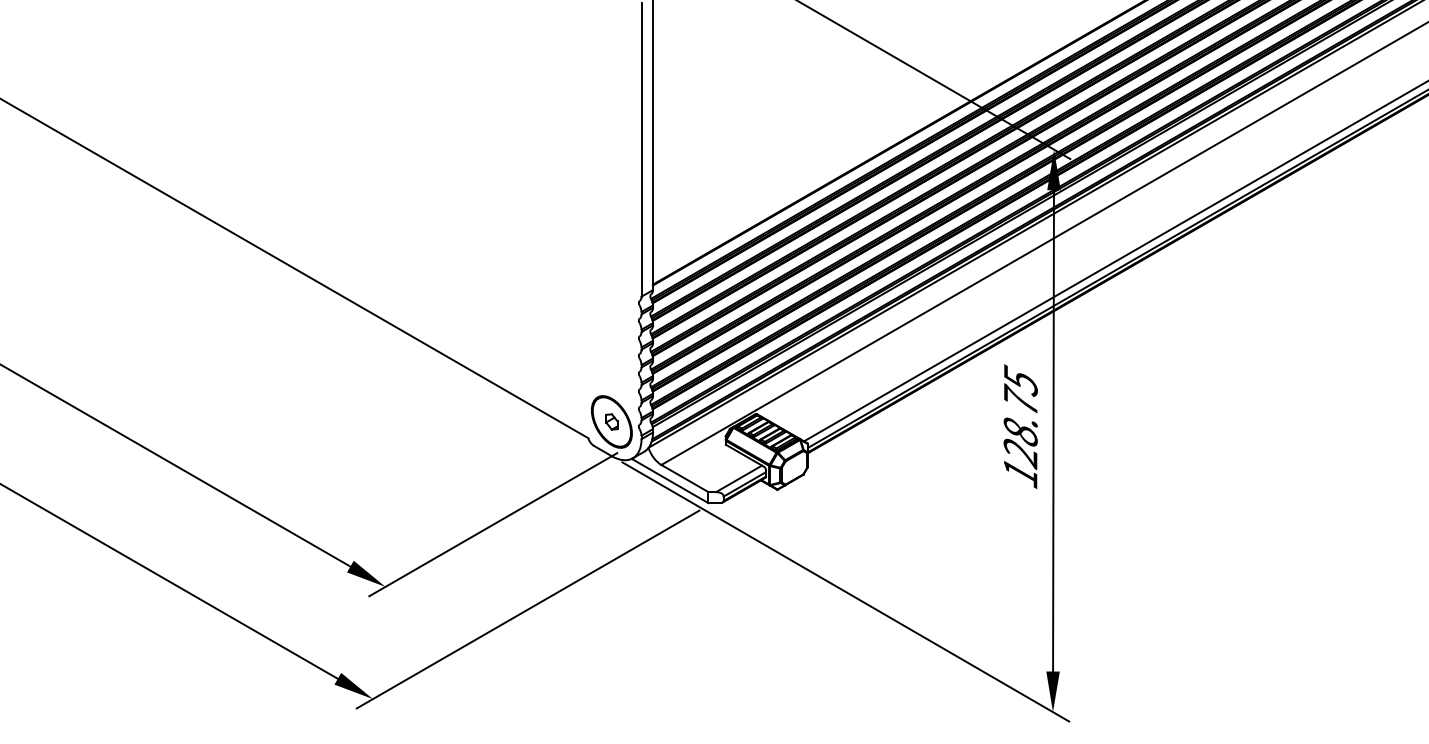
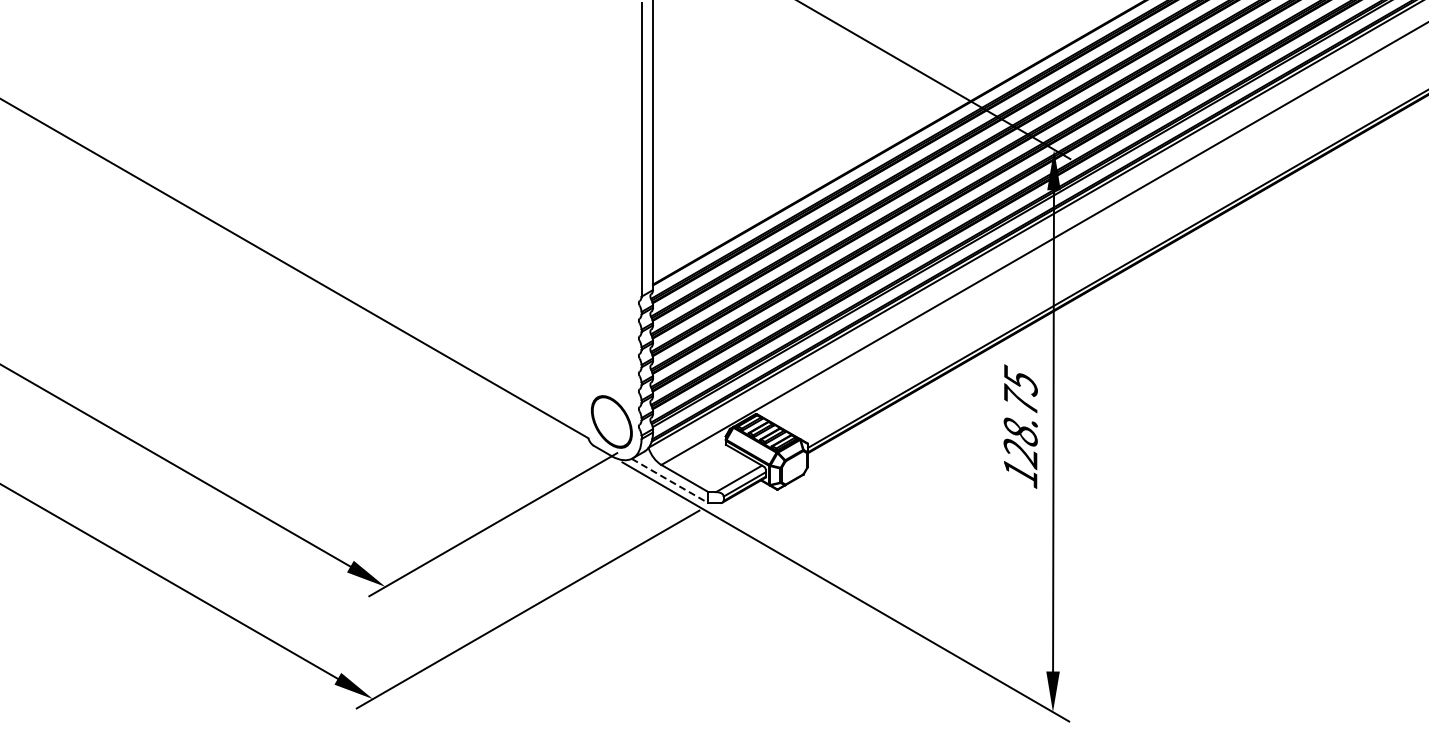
line: present -> none (1114, 261)
part: present -> none (611, 421)
line: solid -> dashed (670, 481)
